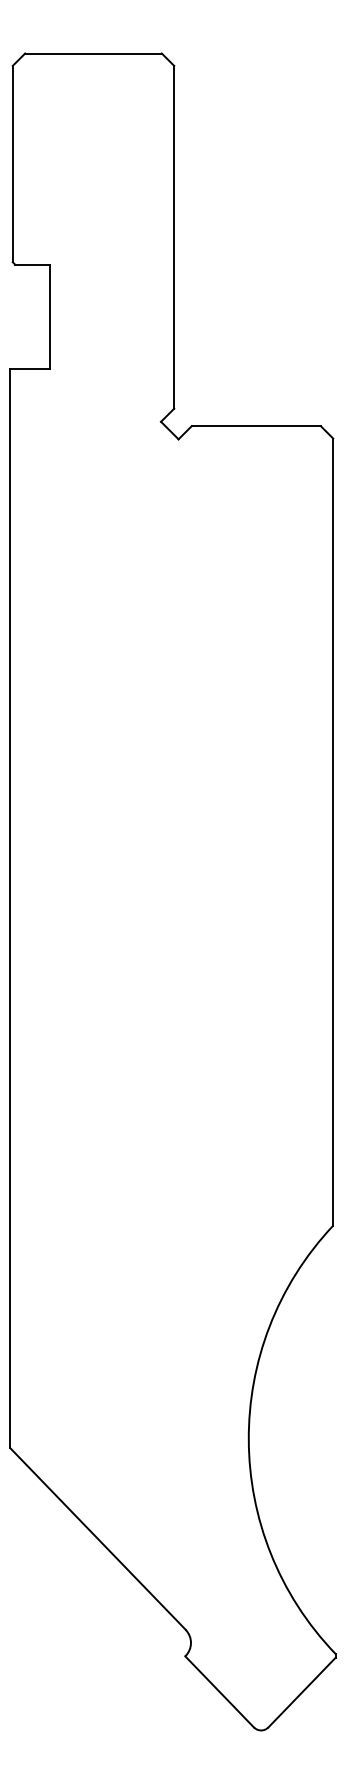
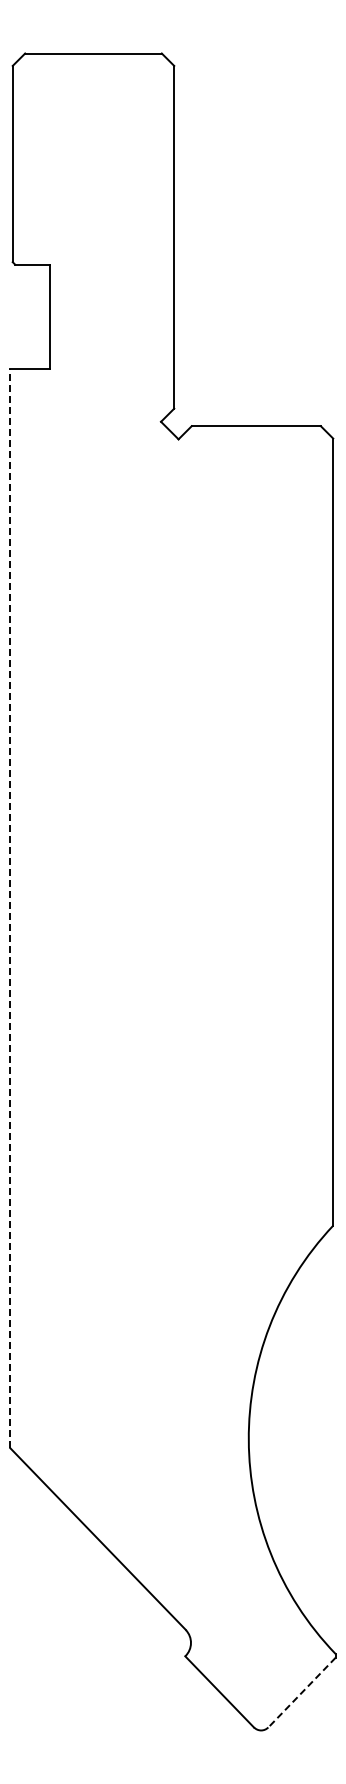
line: solid -> dashed (10, 908)
line: solid -> dashed (301, 1692)
